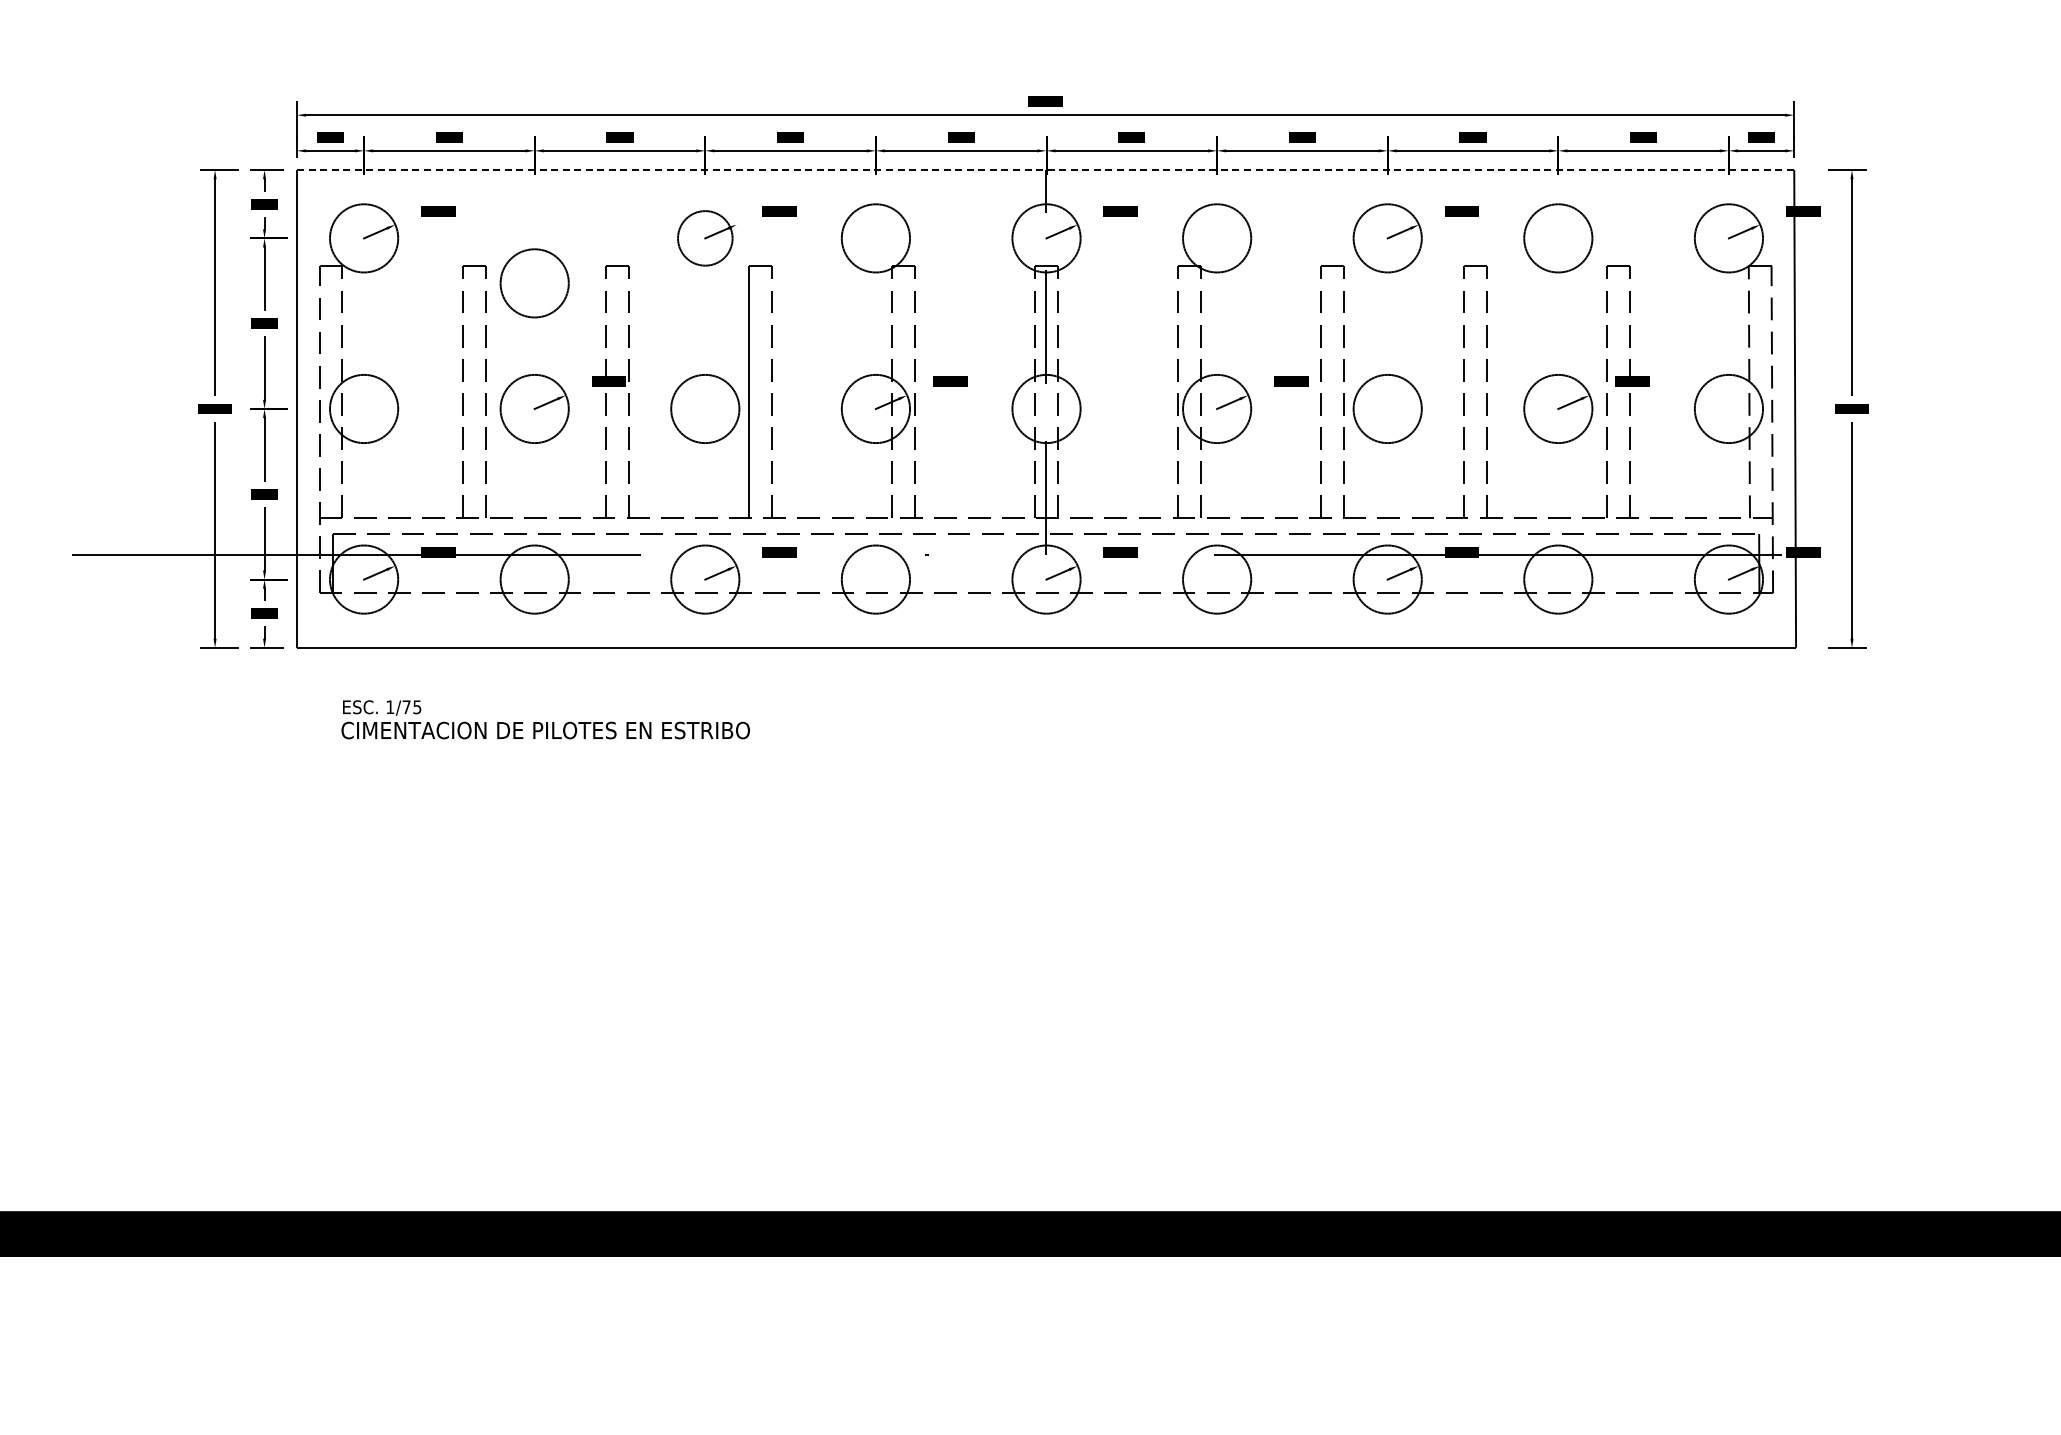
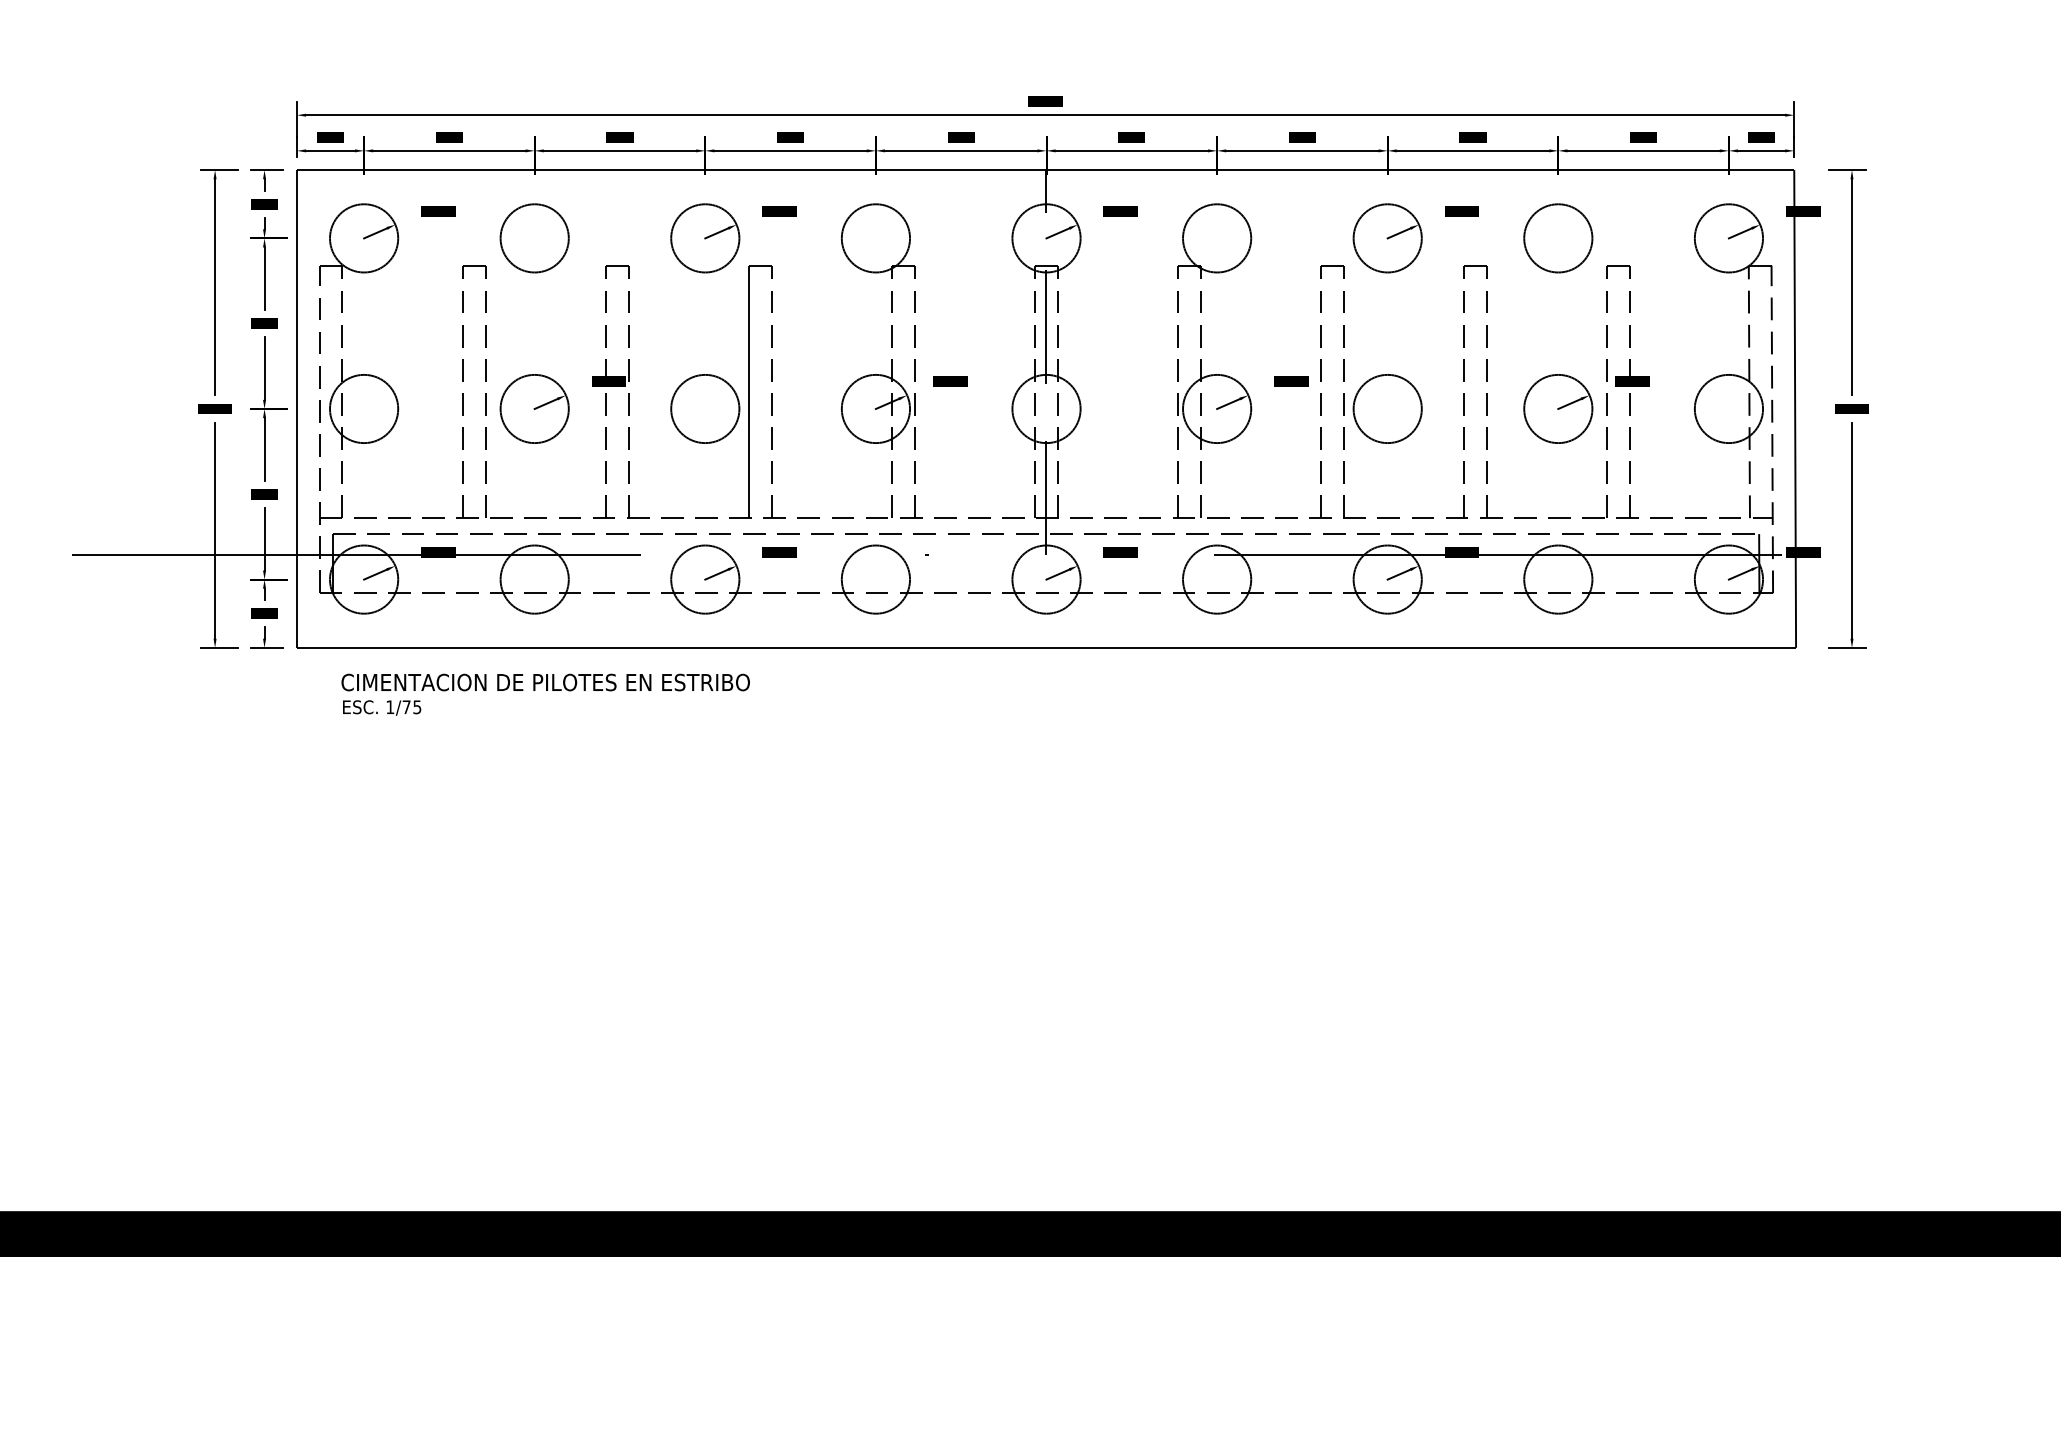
line: dashed -> solid (1045, 170)
circle diameter: 55 px -> 68 px (705, 238)
circle position: (534, 283) -> (534, 238) (534, 238)
text position: (545, 730) -> (545, 682) (545, 682)
